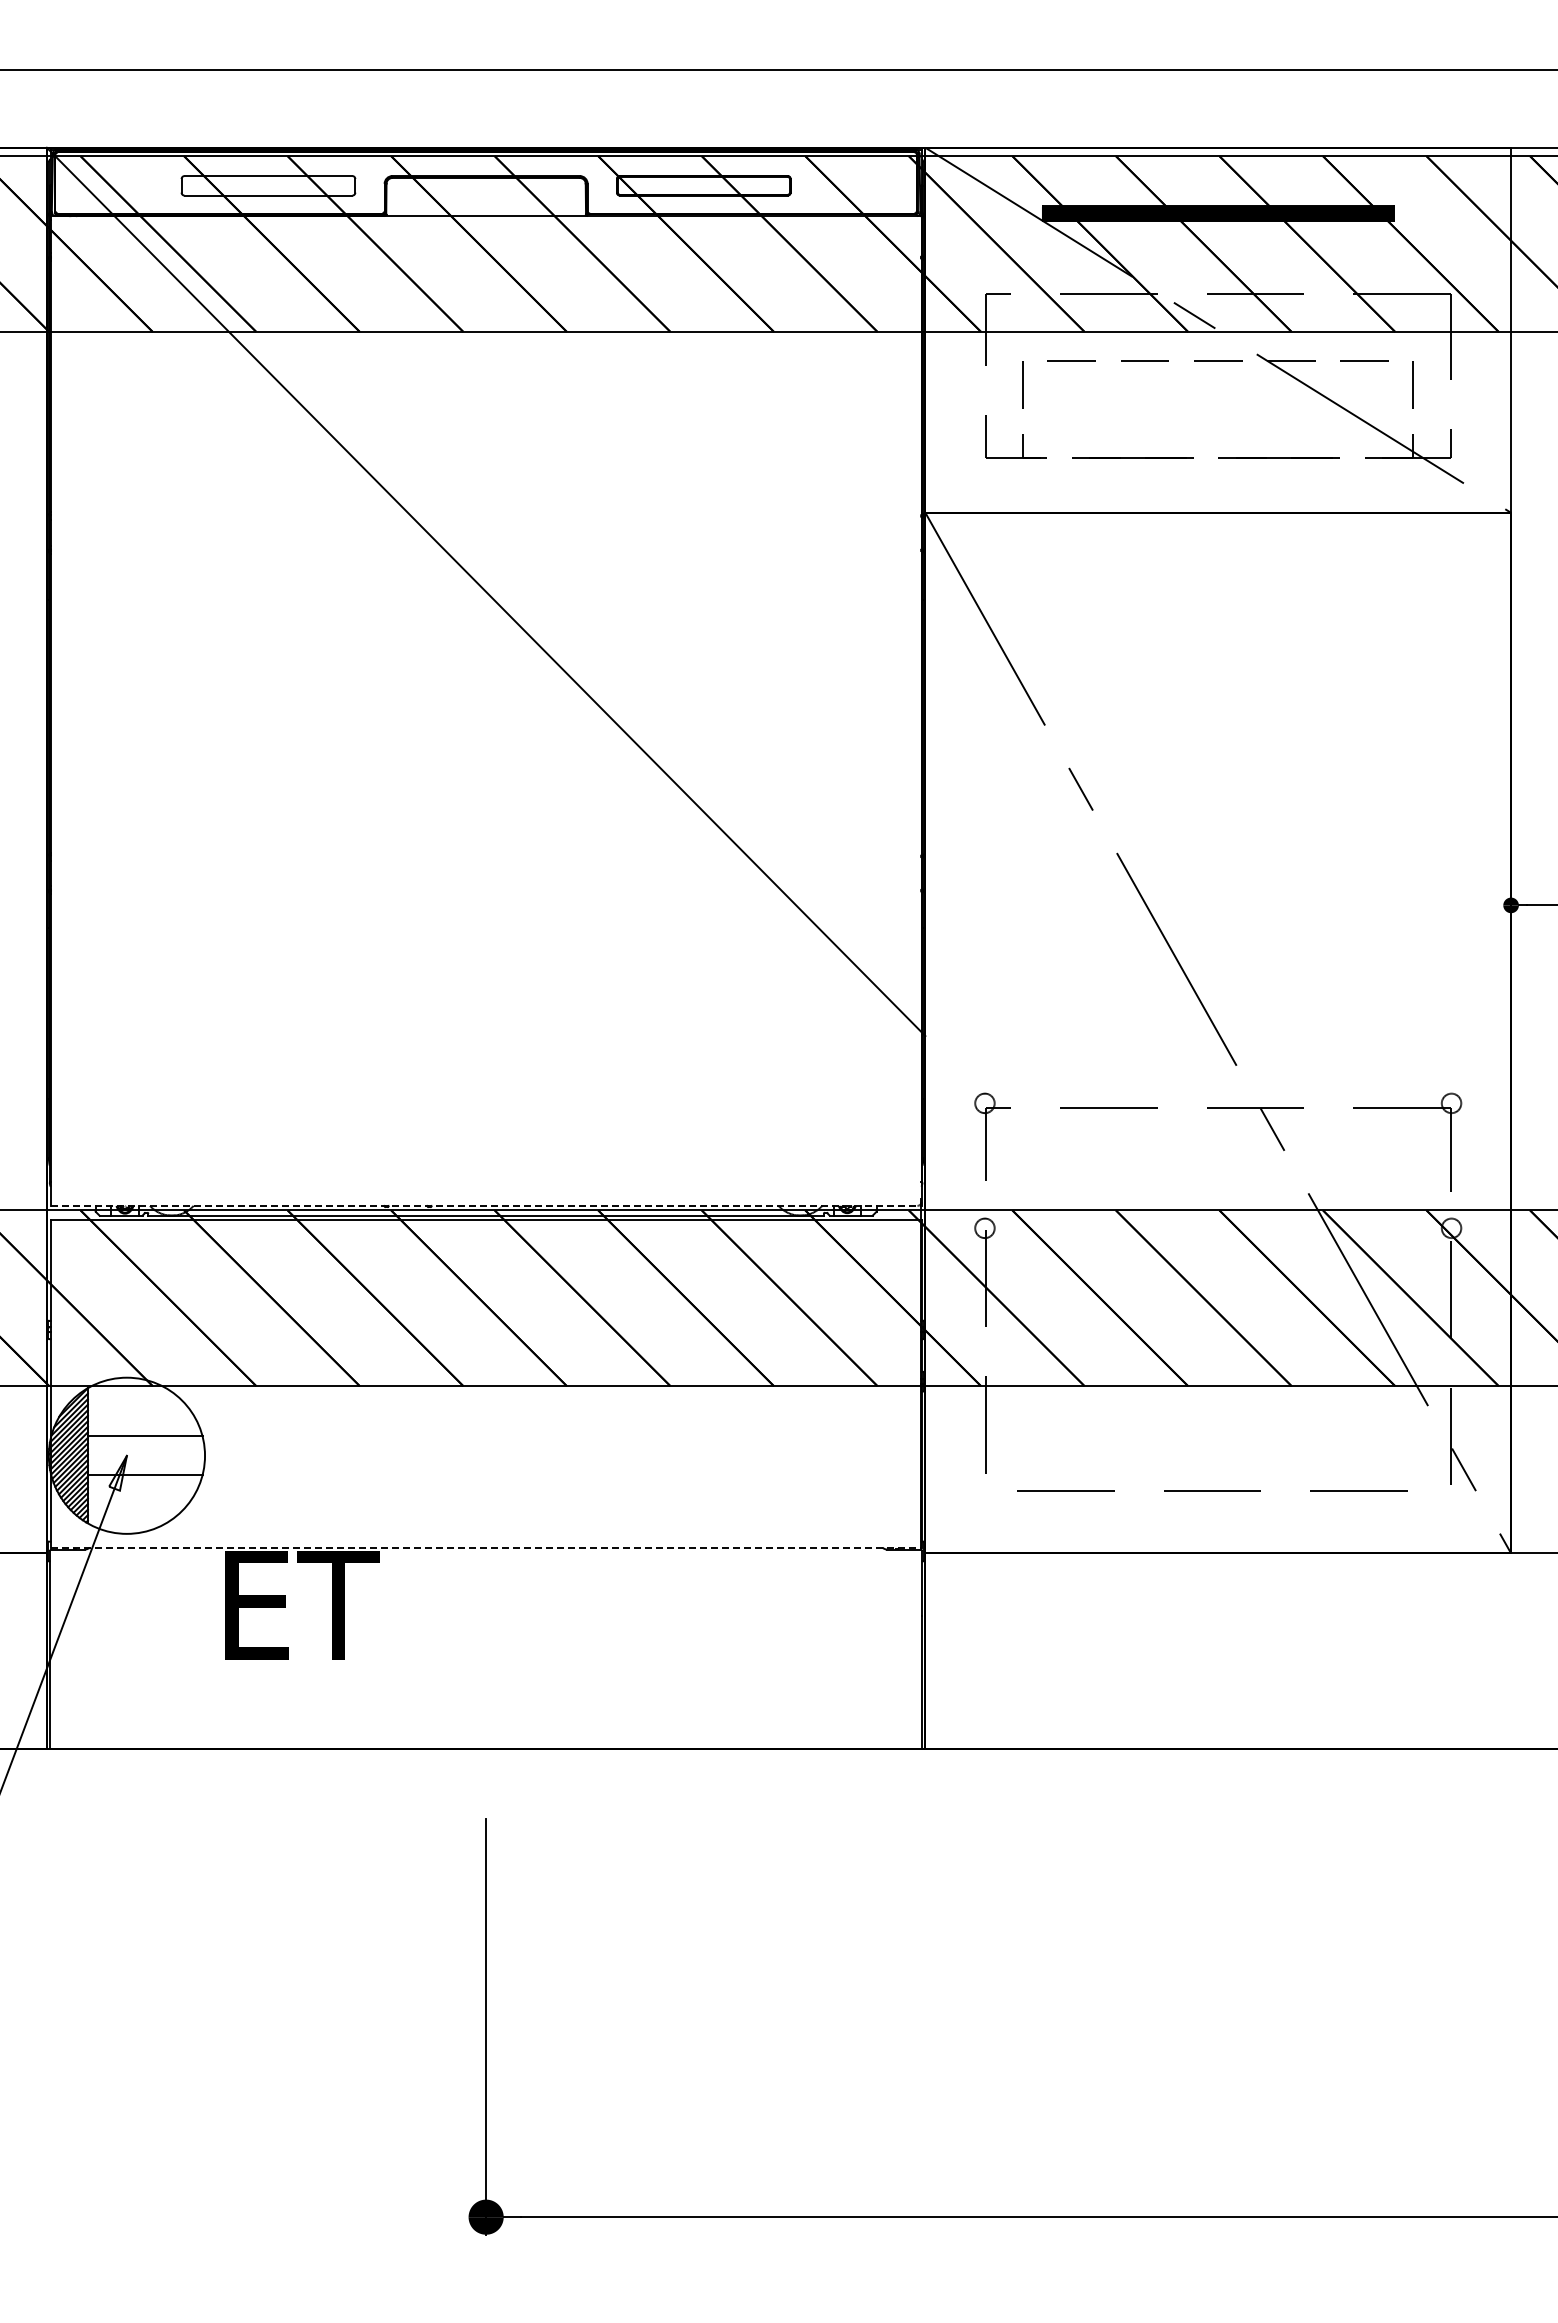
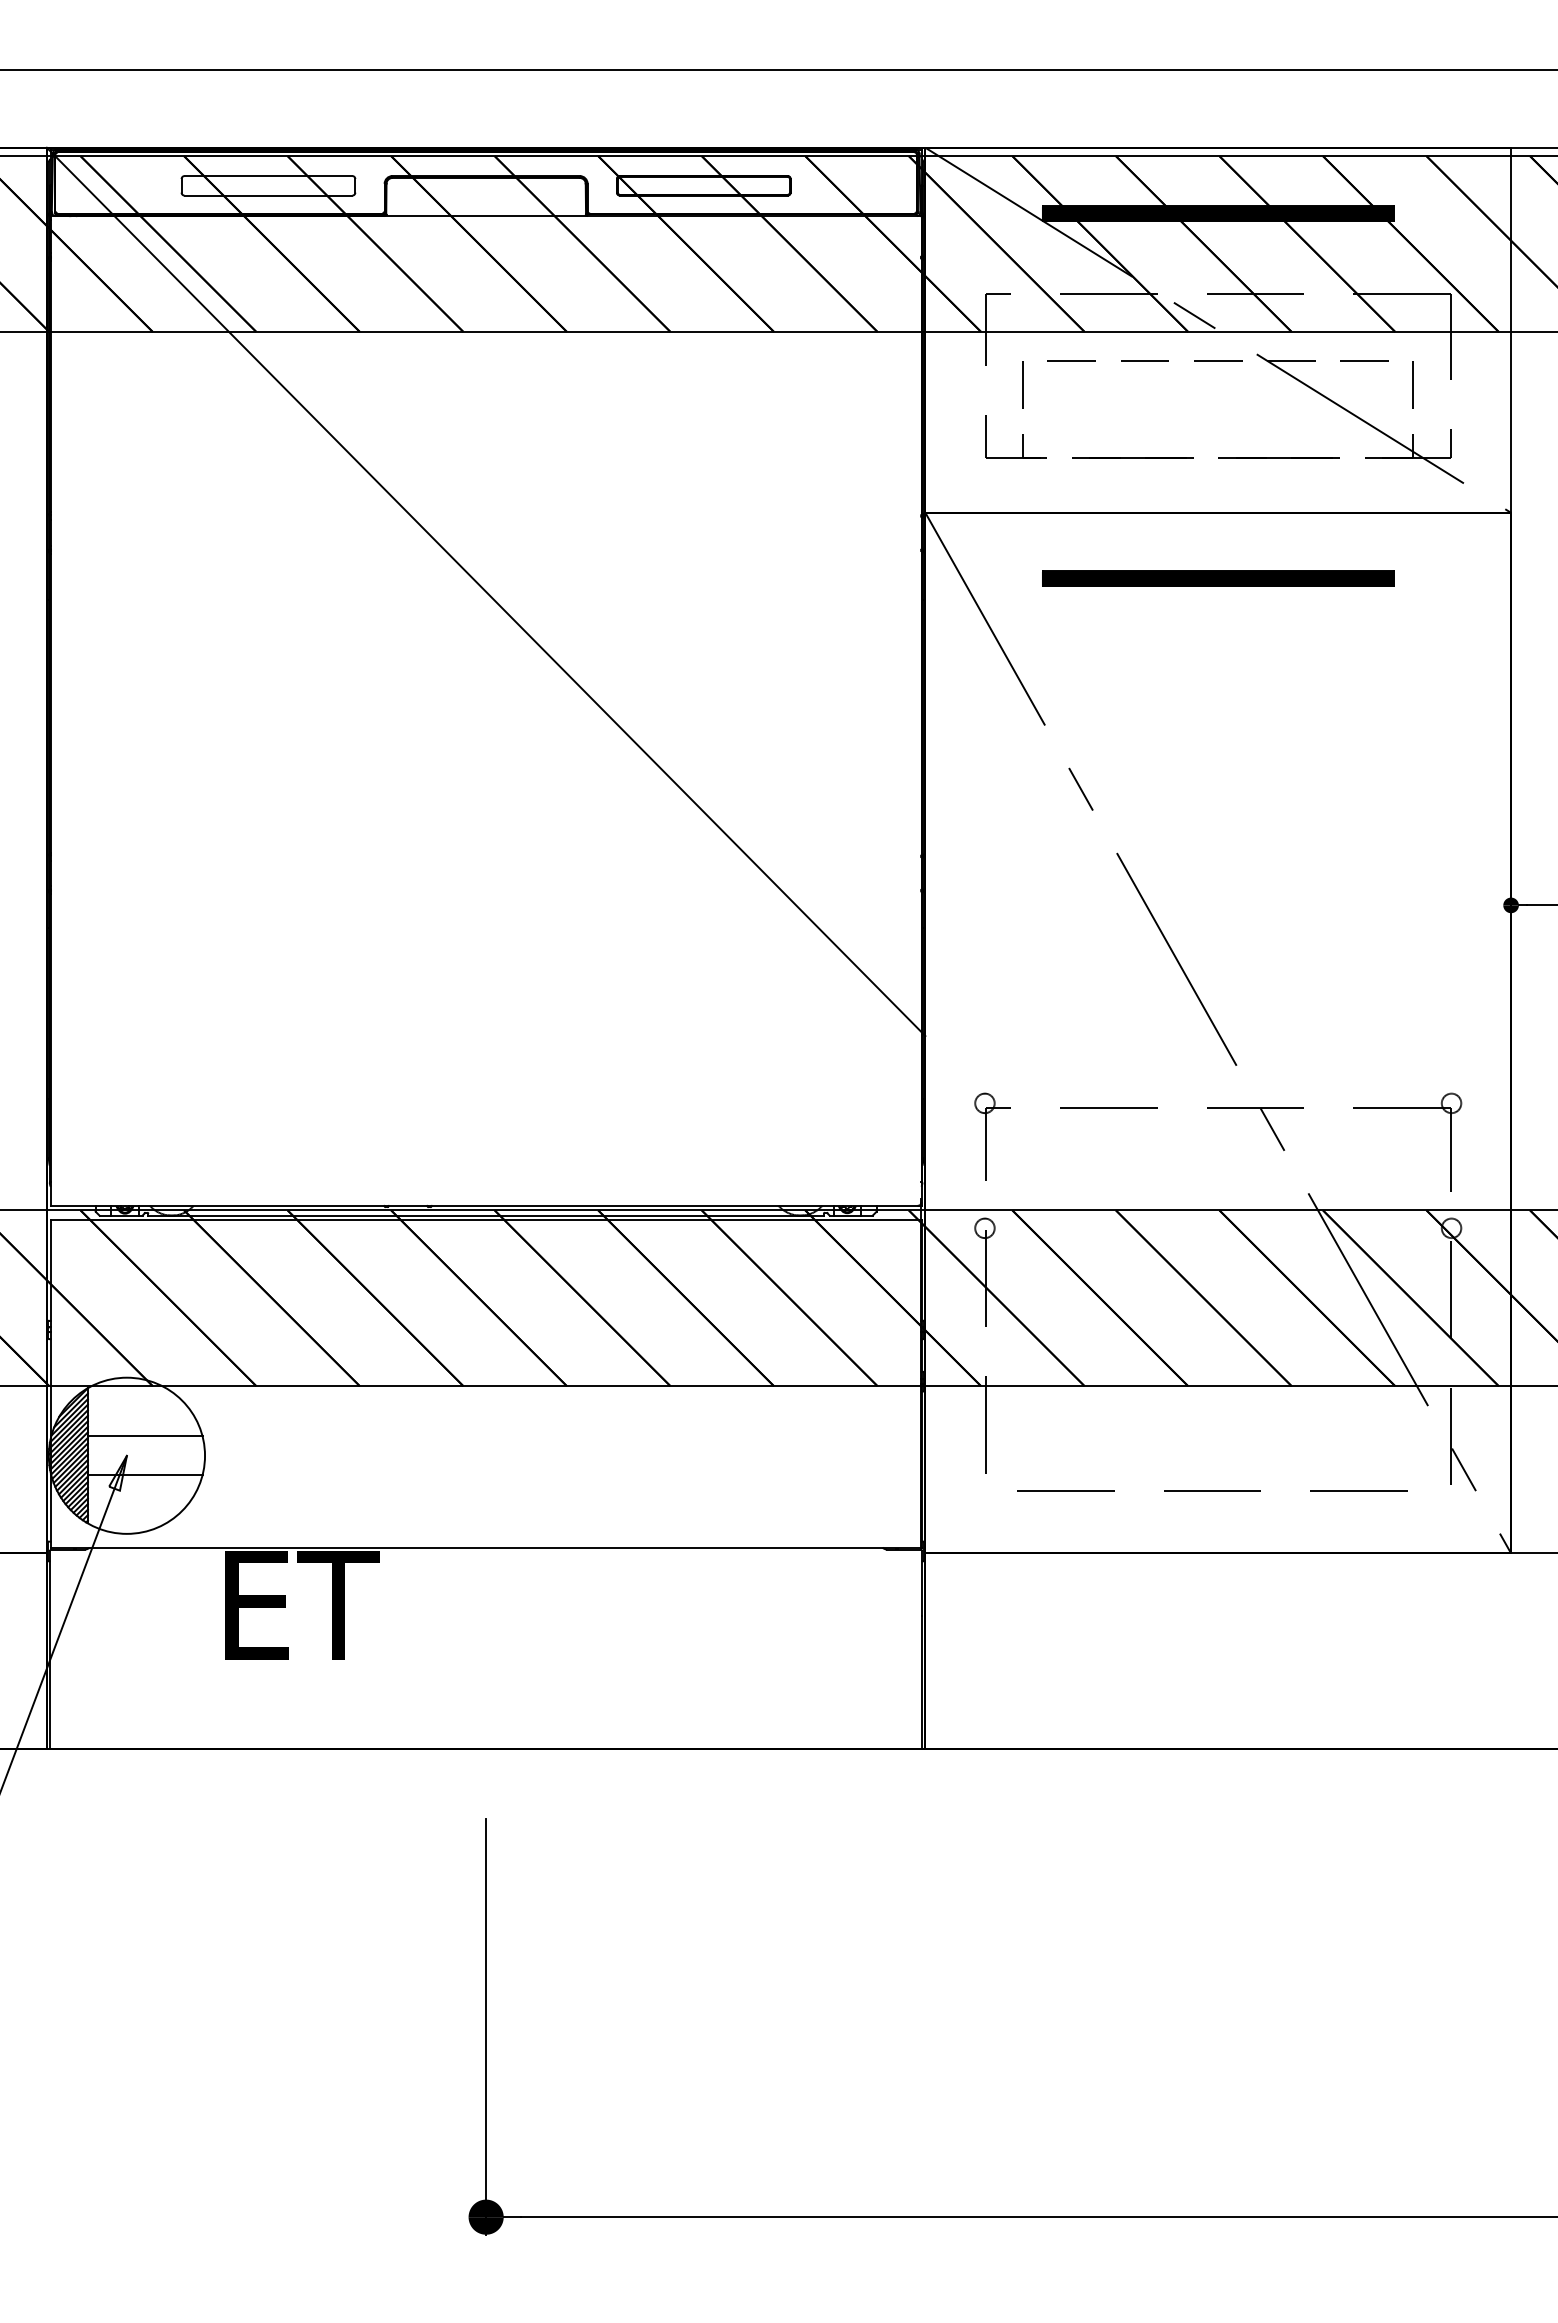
part: none -> present (1218, 578)
line: dashed -> solid (486, 1205)
line: dashed -> solid (486, 1547)
